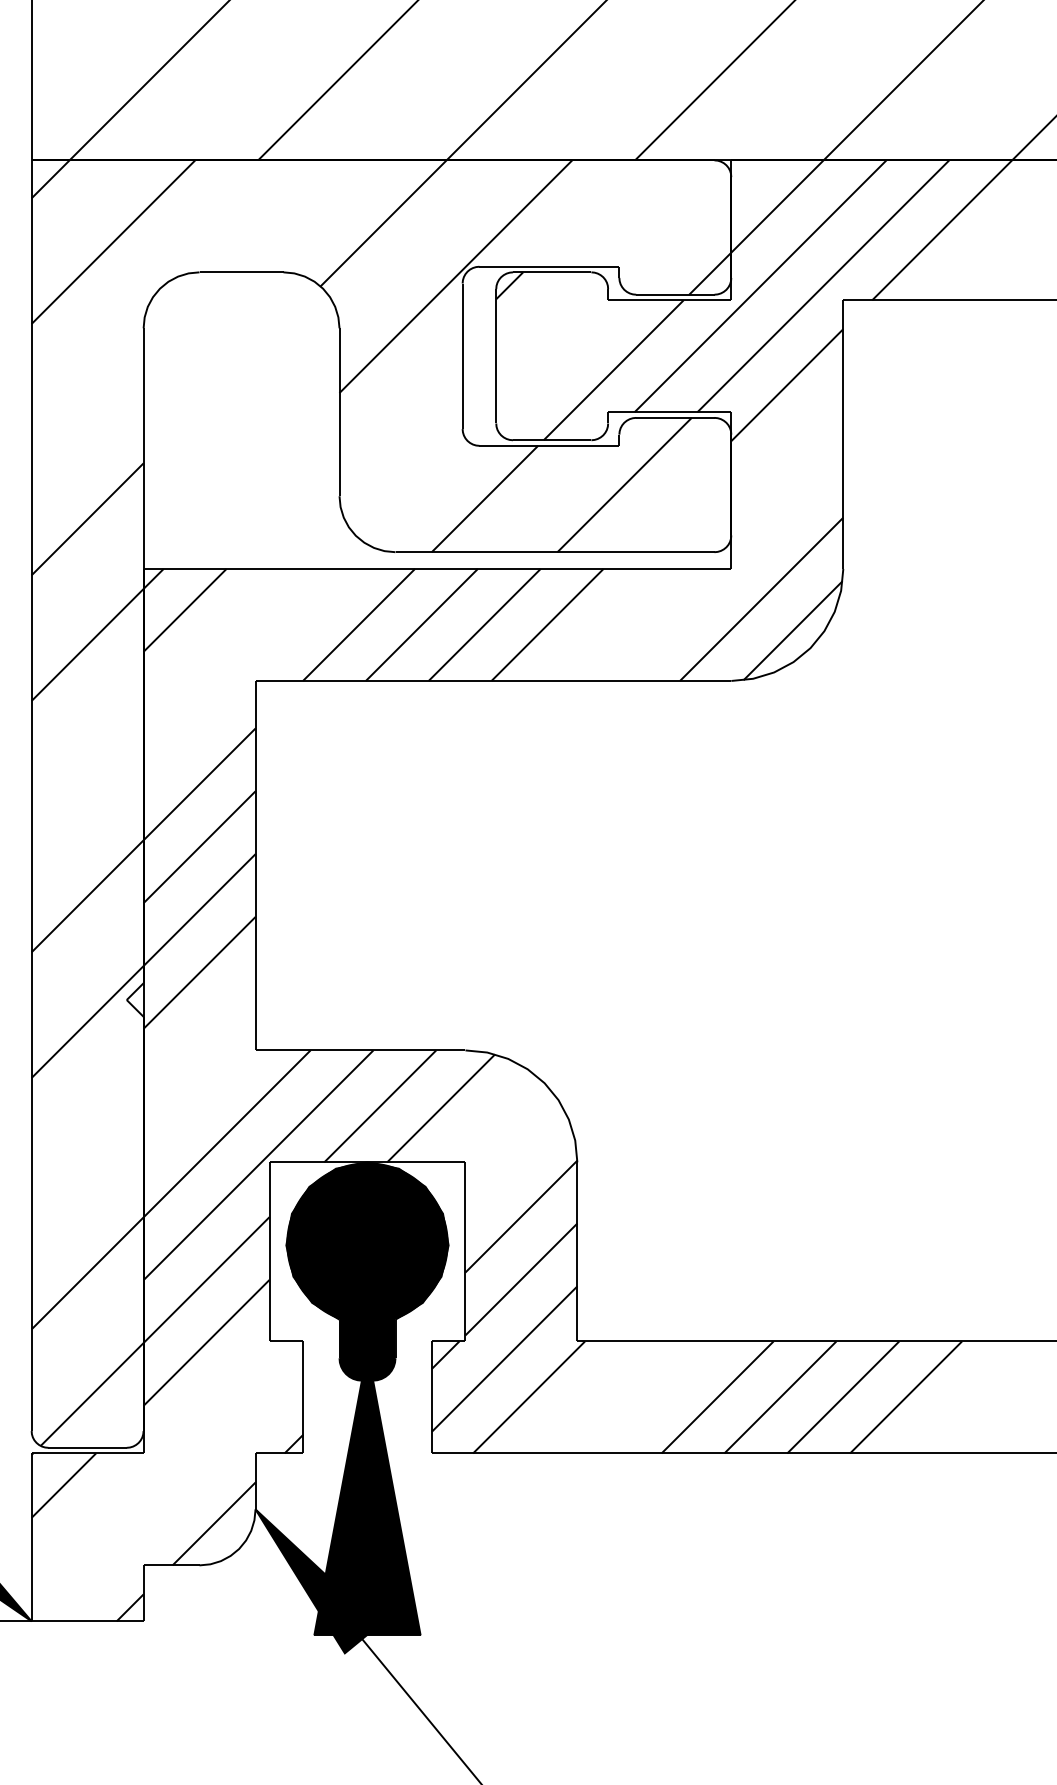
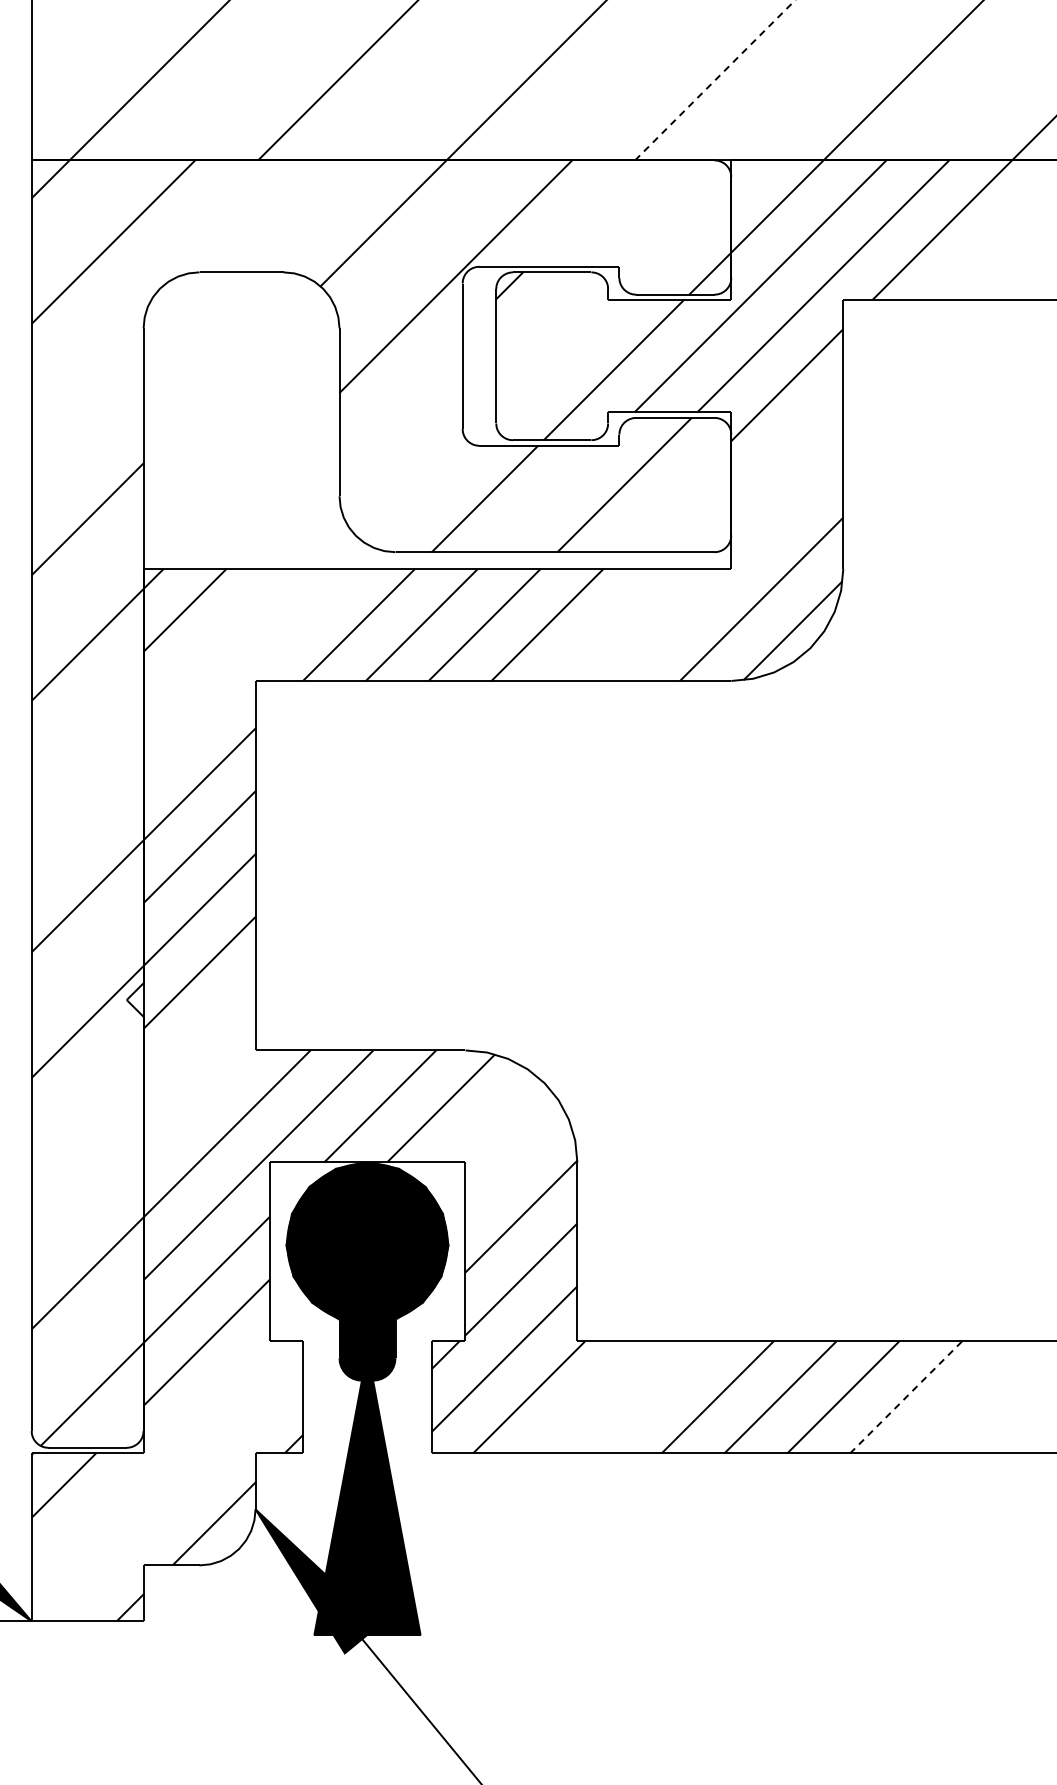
line: solid -> dashed (714, 80)
line: solid -> dashed (906, 1397)
